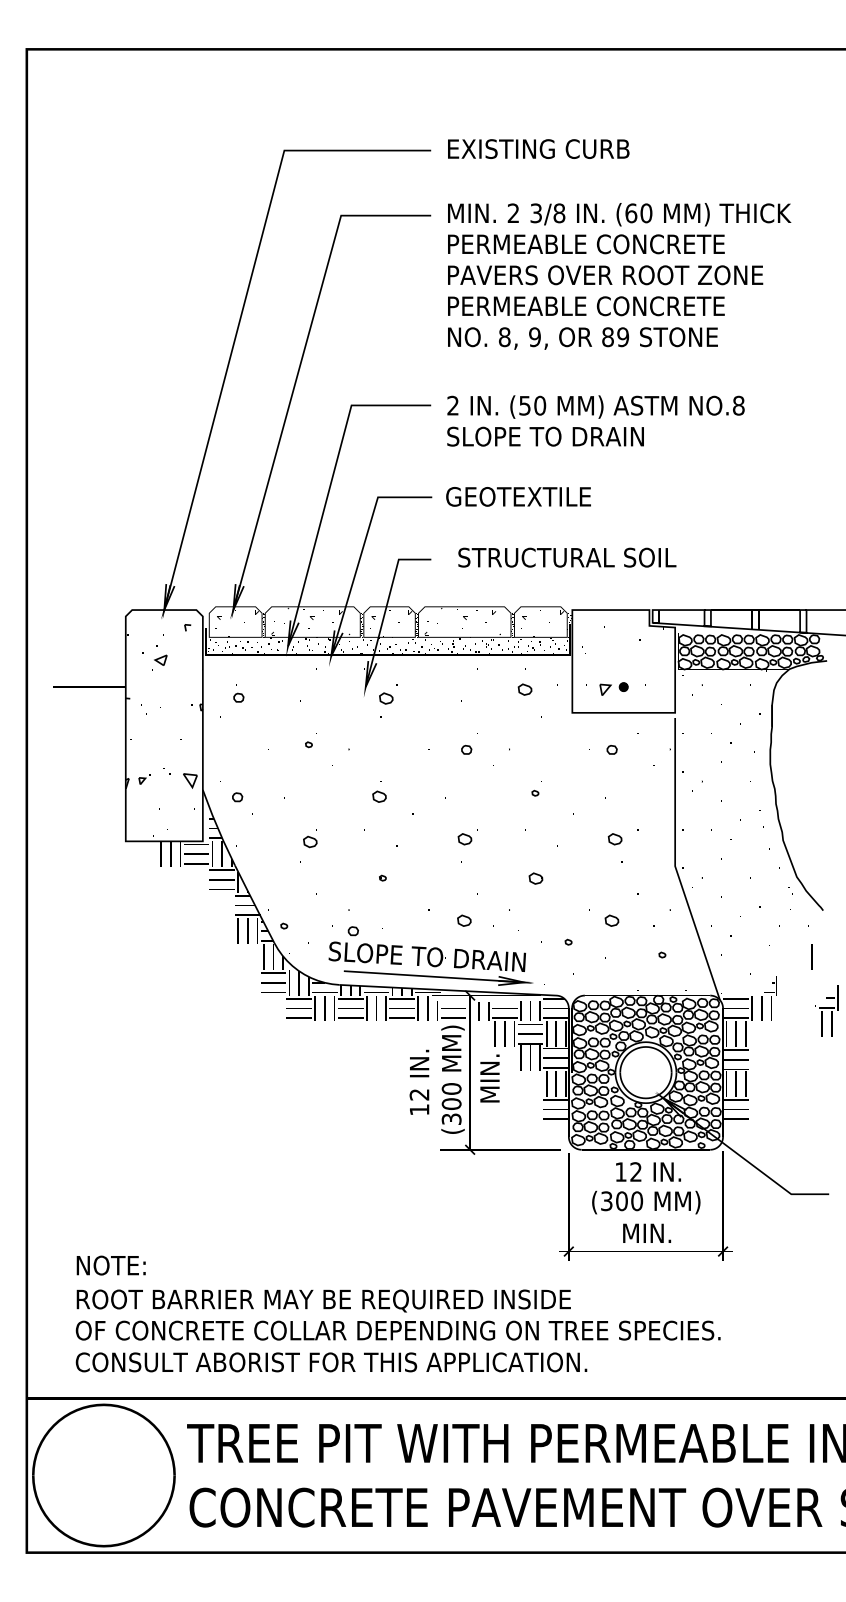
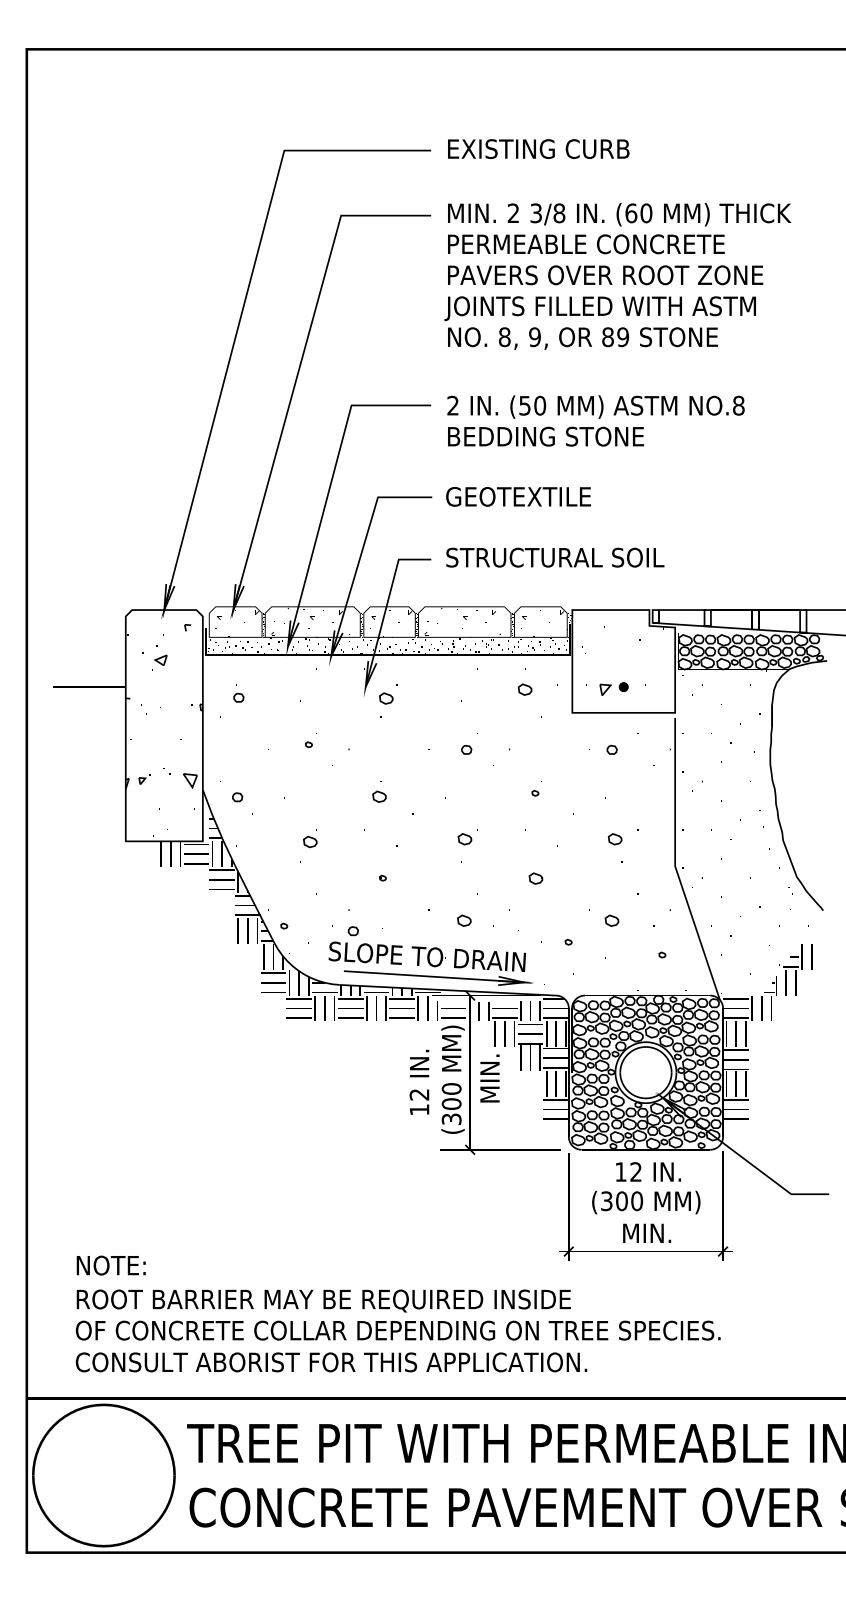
text: PERMEABLE CONCRETE -> JOINTS FILLED WITH ASTM (599, 308)
text: SLOPE TO DRAIN -> BEDDING STONE (545, 436)
text position: (567, 557) -> (555, 557) (555, 557)
part position: (826, 1010) -> (790, 969) (790, 969)
